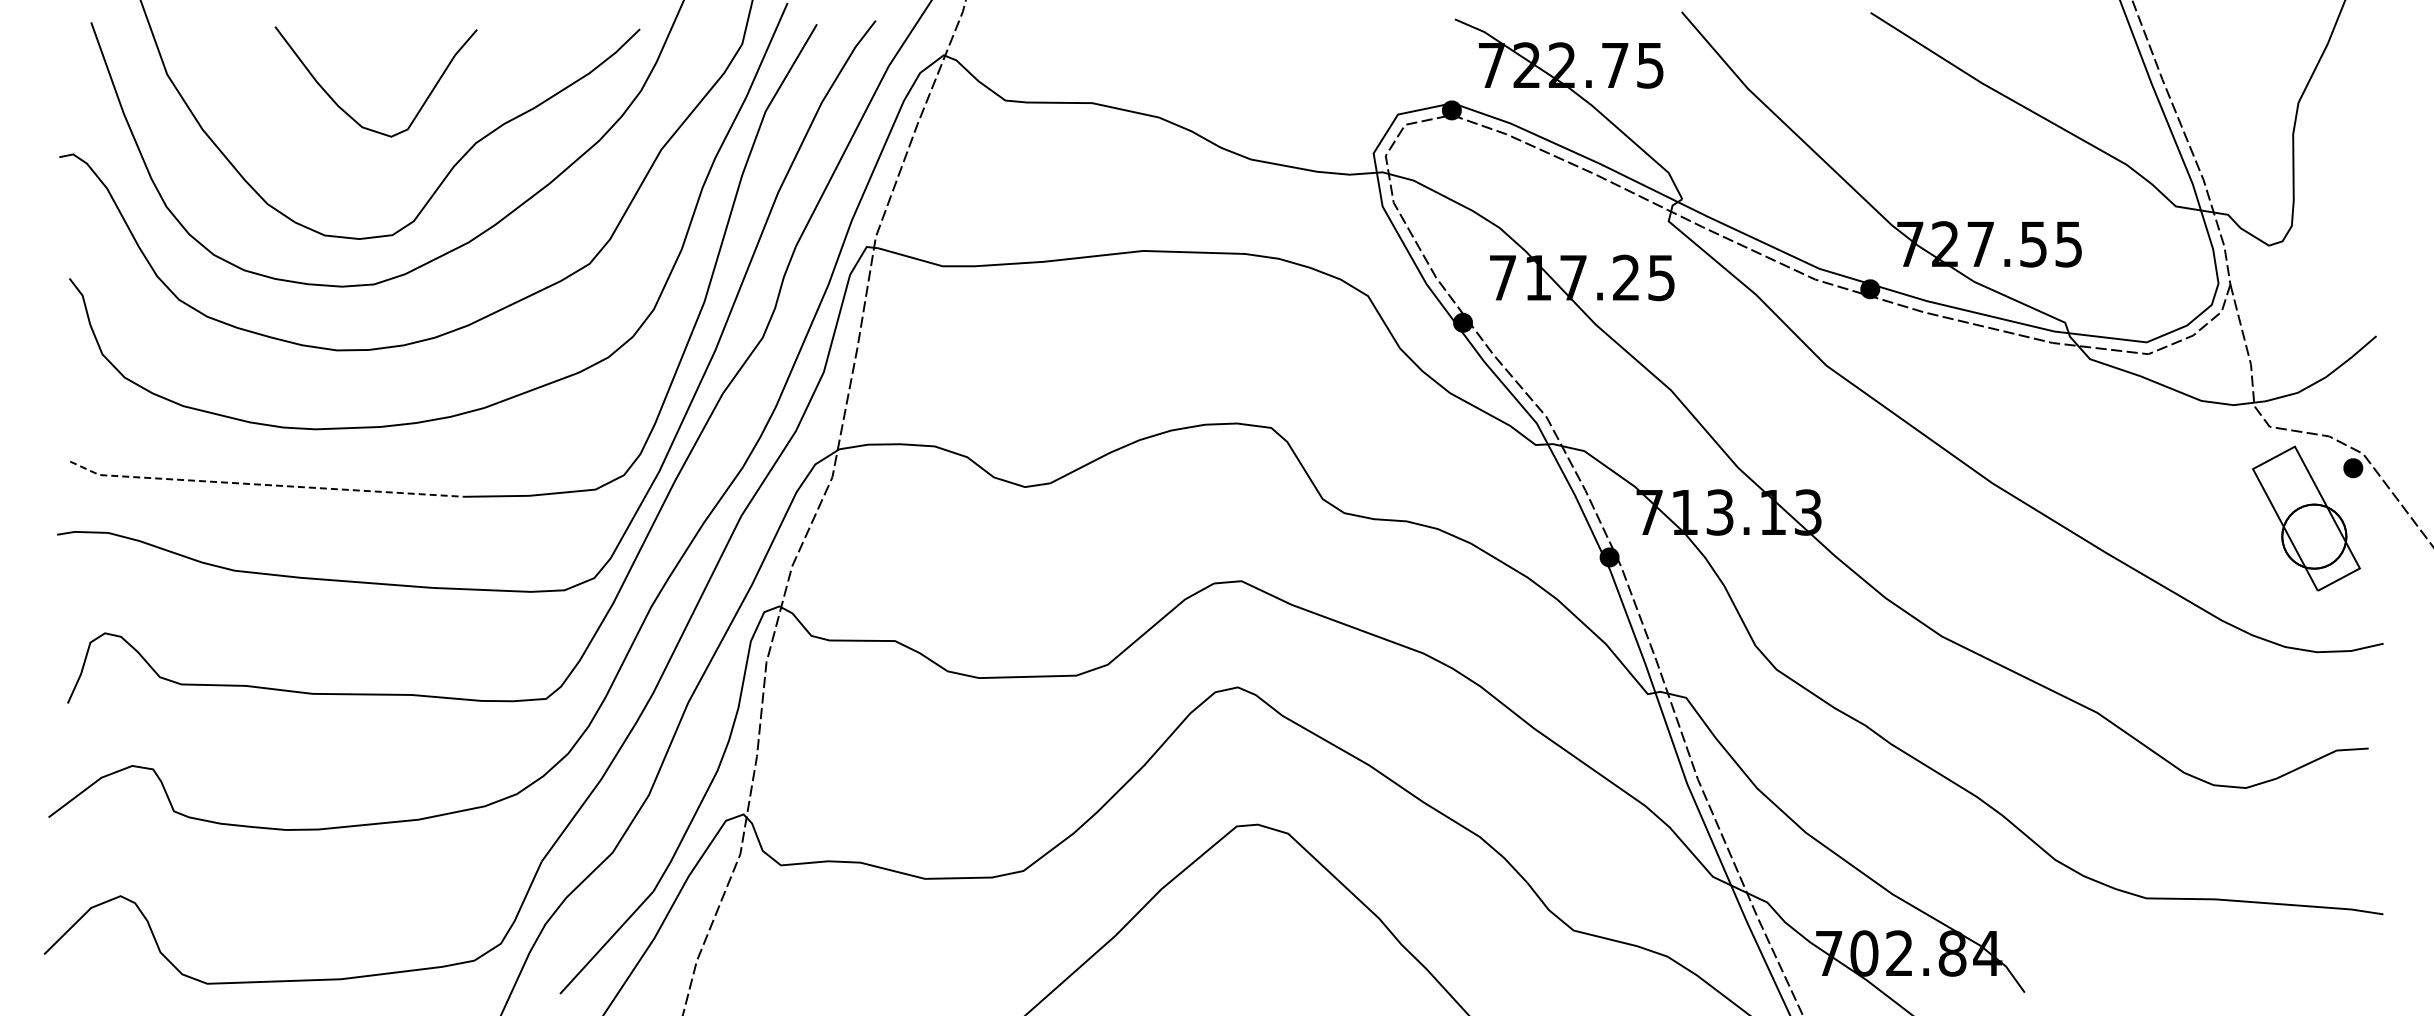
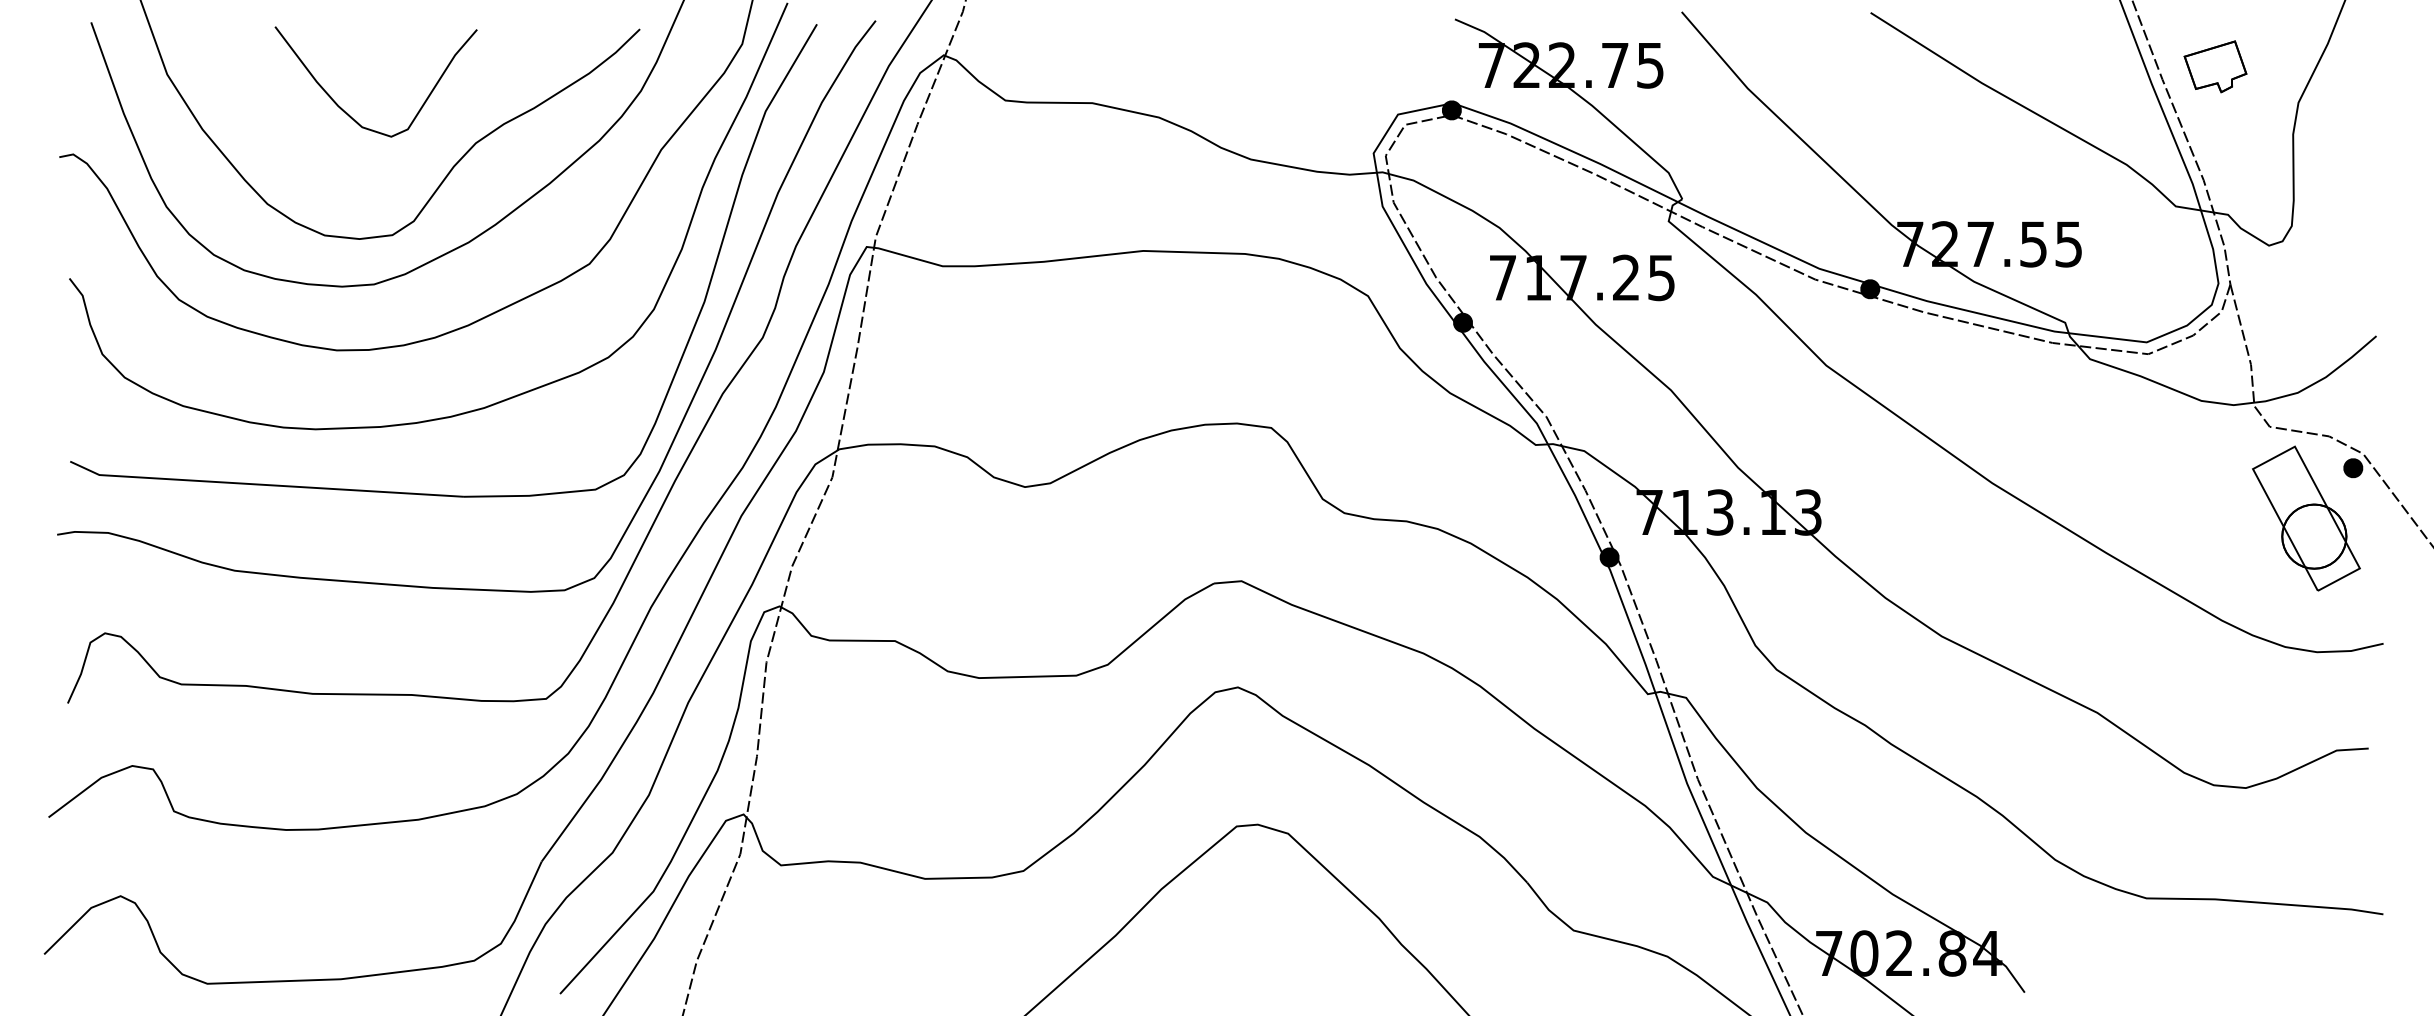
part: none -> present (2215, 66)
line: dashed -> solid (264, 484)
